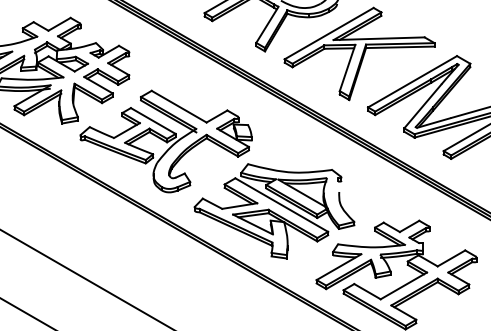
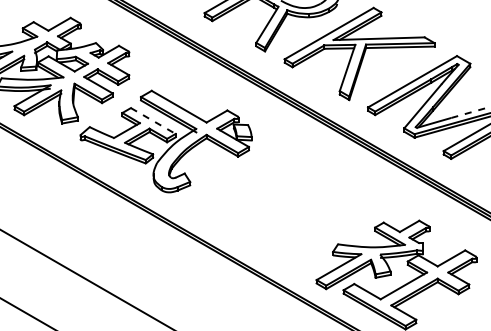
line: solid -> dashed (471, 112)
line: solid -> dashed (153, 121)
part: present -> none (274, 211)
